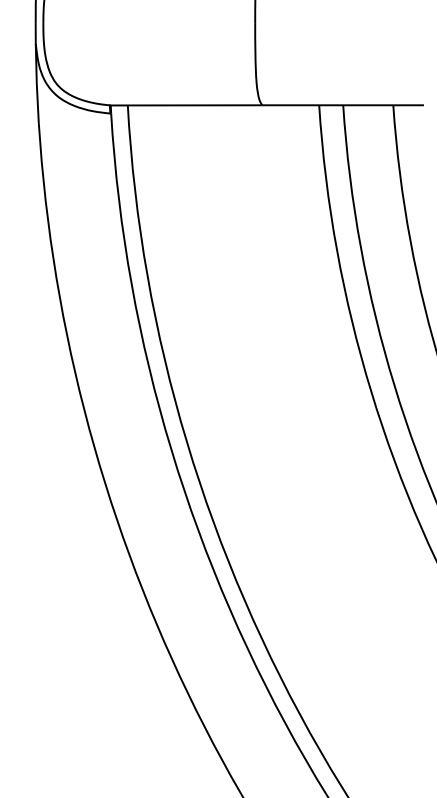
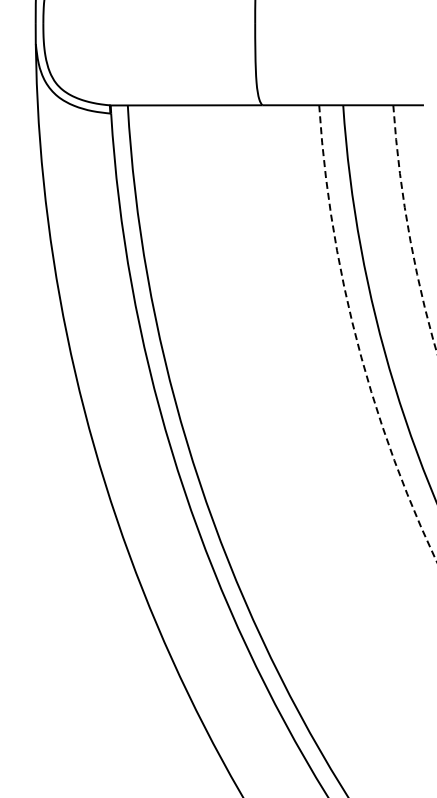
arc: solid -> dashed (408, 229)
arc: solid -> dashed (356, 339)
